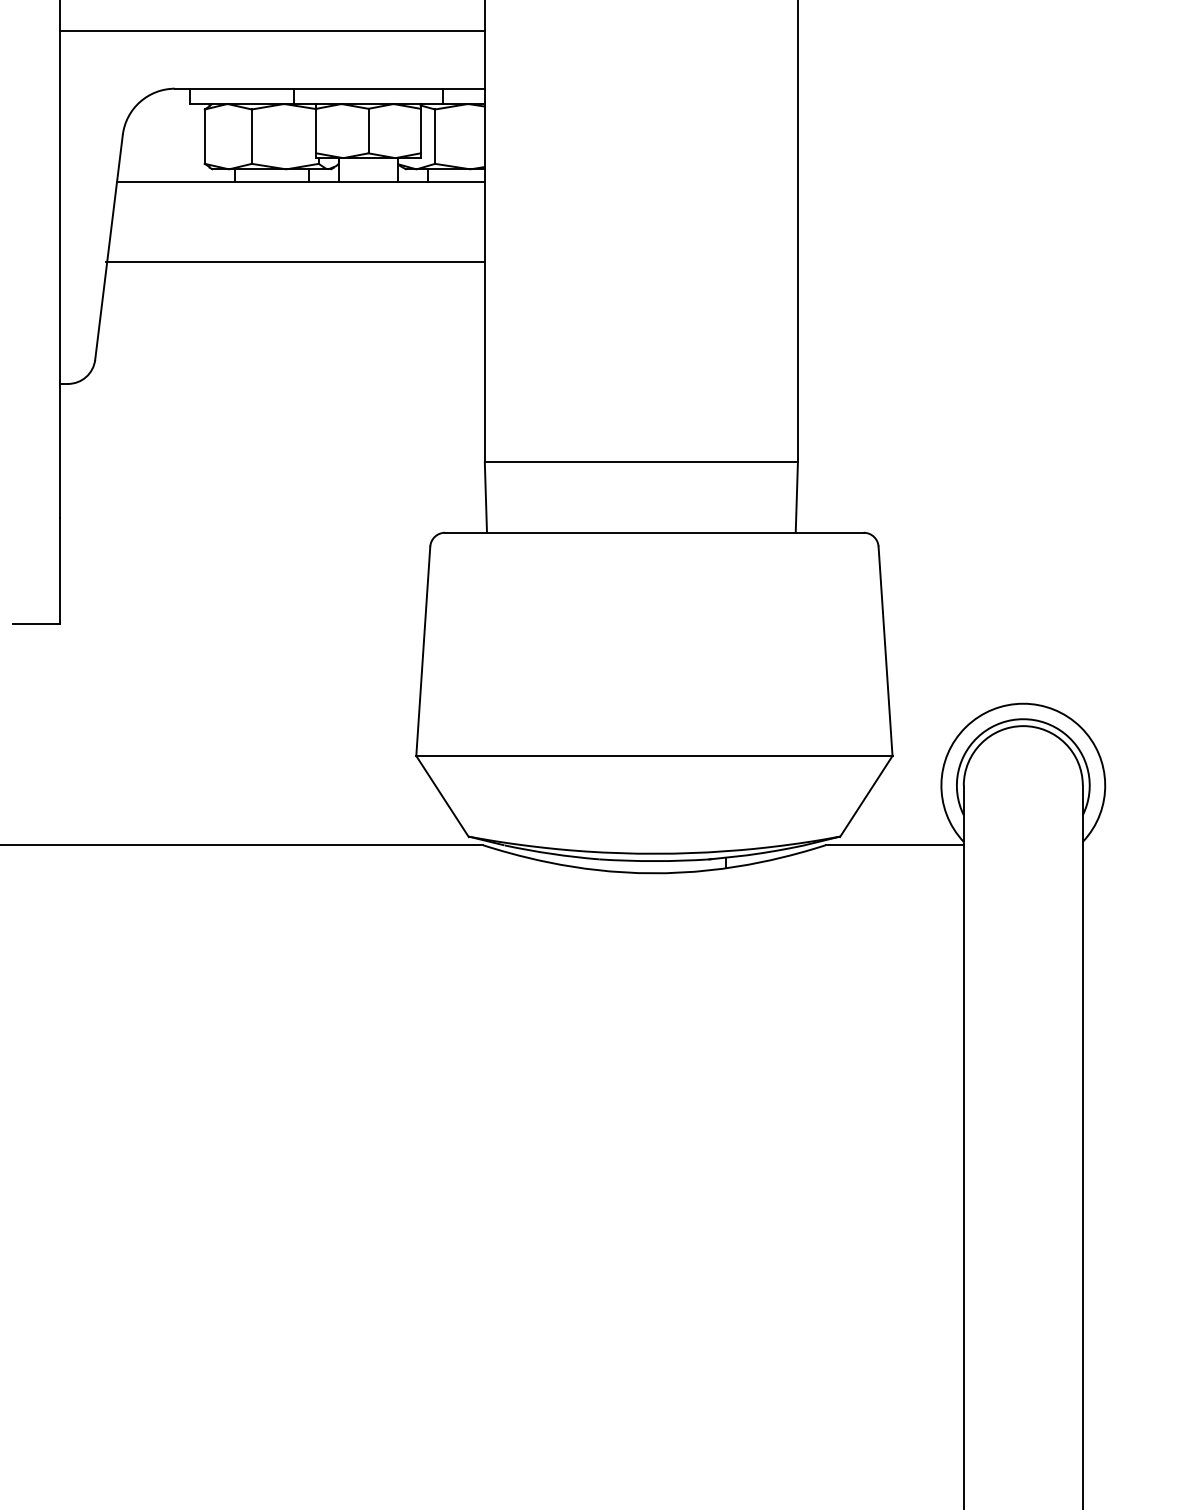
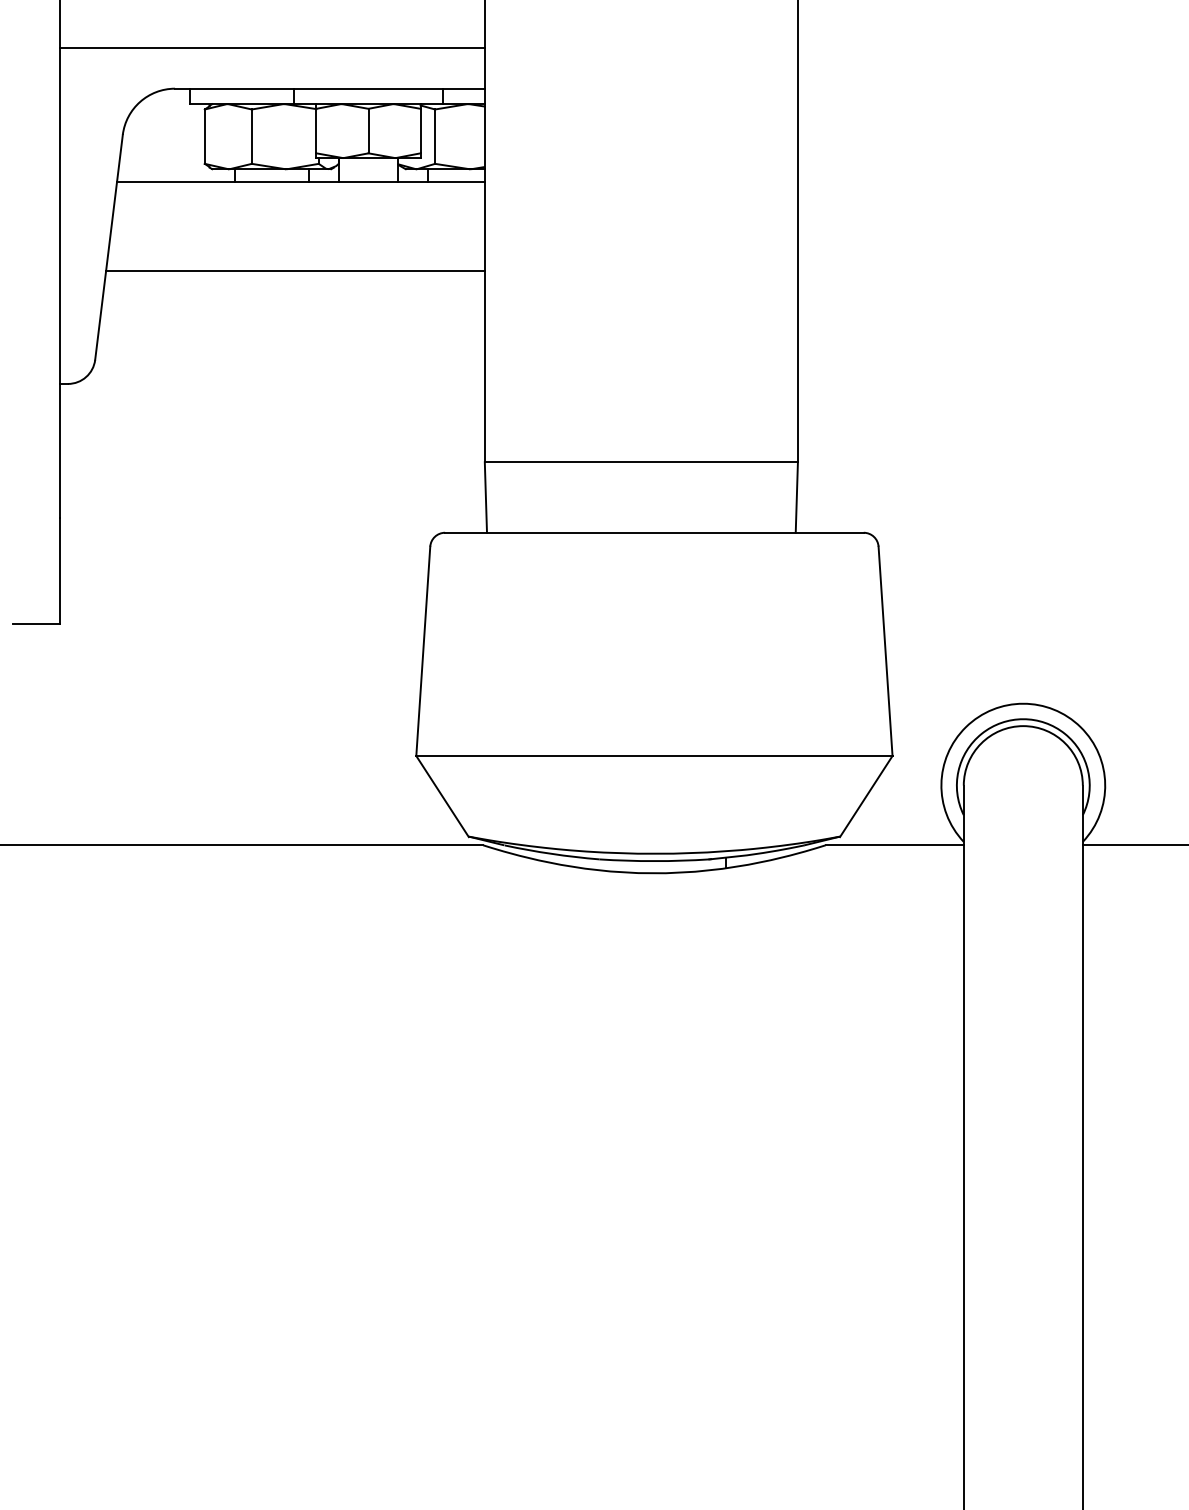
line position: (272, 31) -> (272, 48) (272, 48)
line position: (295, 262) -> (295, 271) (295, 271)
line: none -> present (1133, 845)
